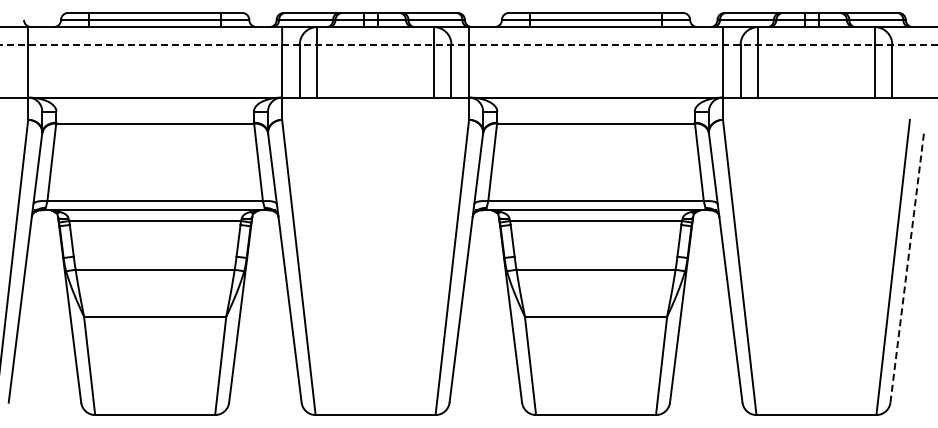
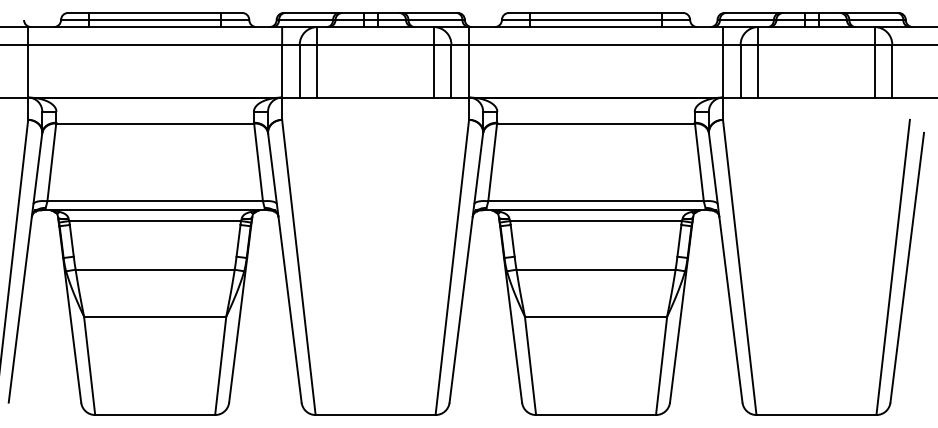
line: dashed -> solid (468, 44)
line: dashed -> solid (907, 267)
